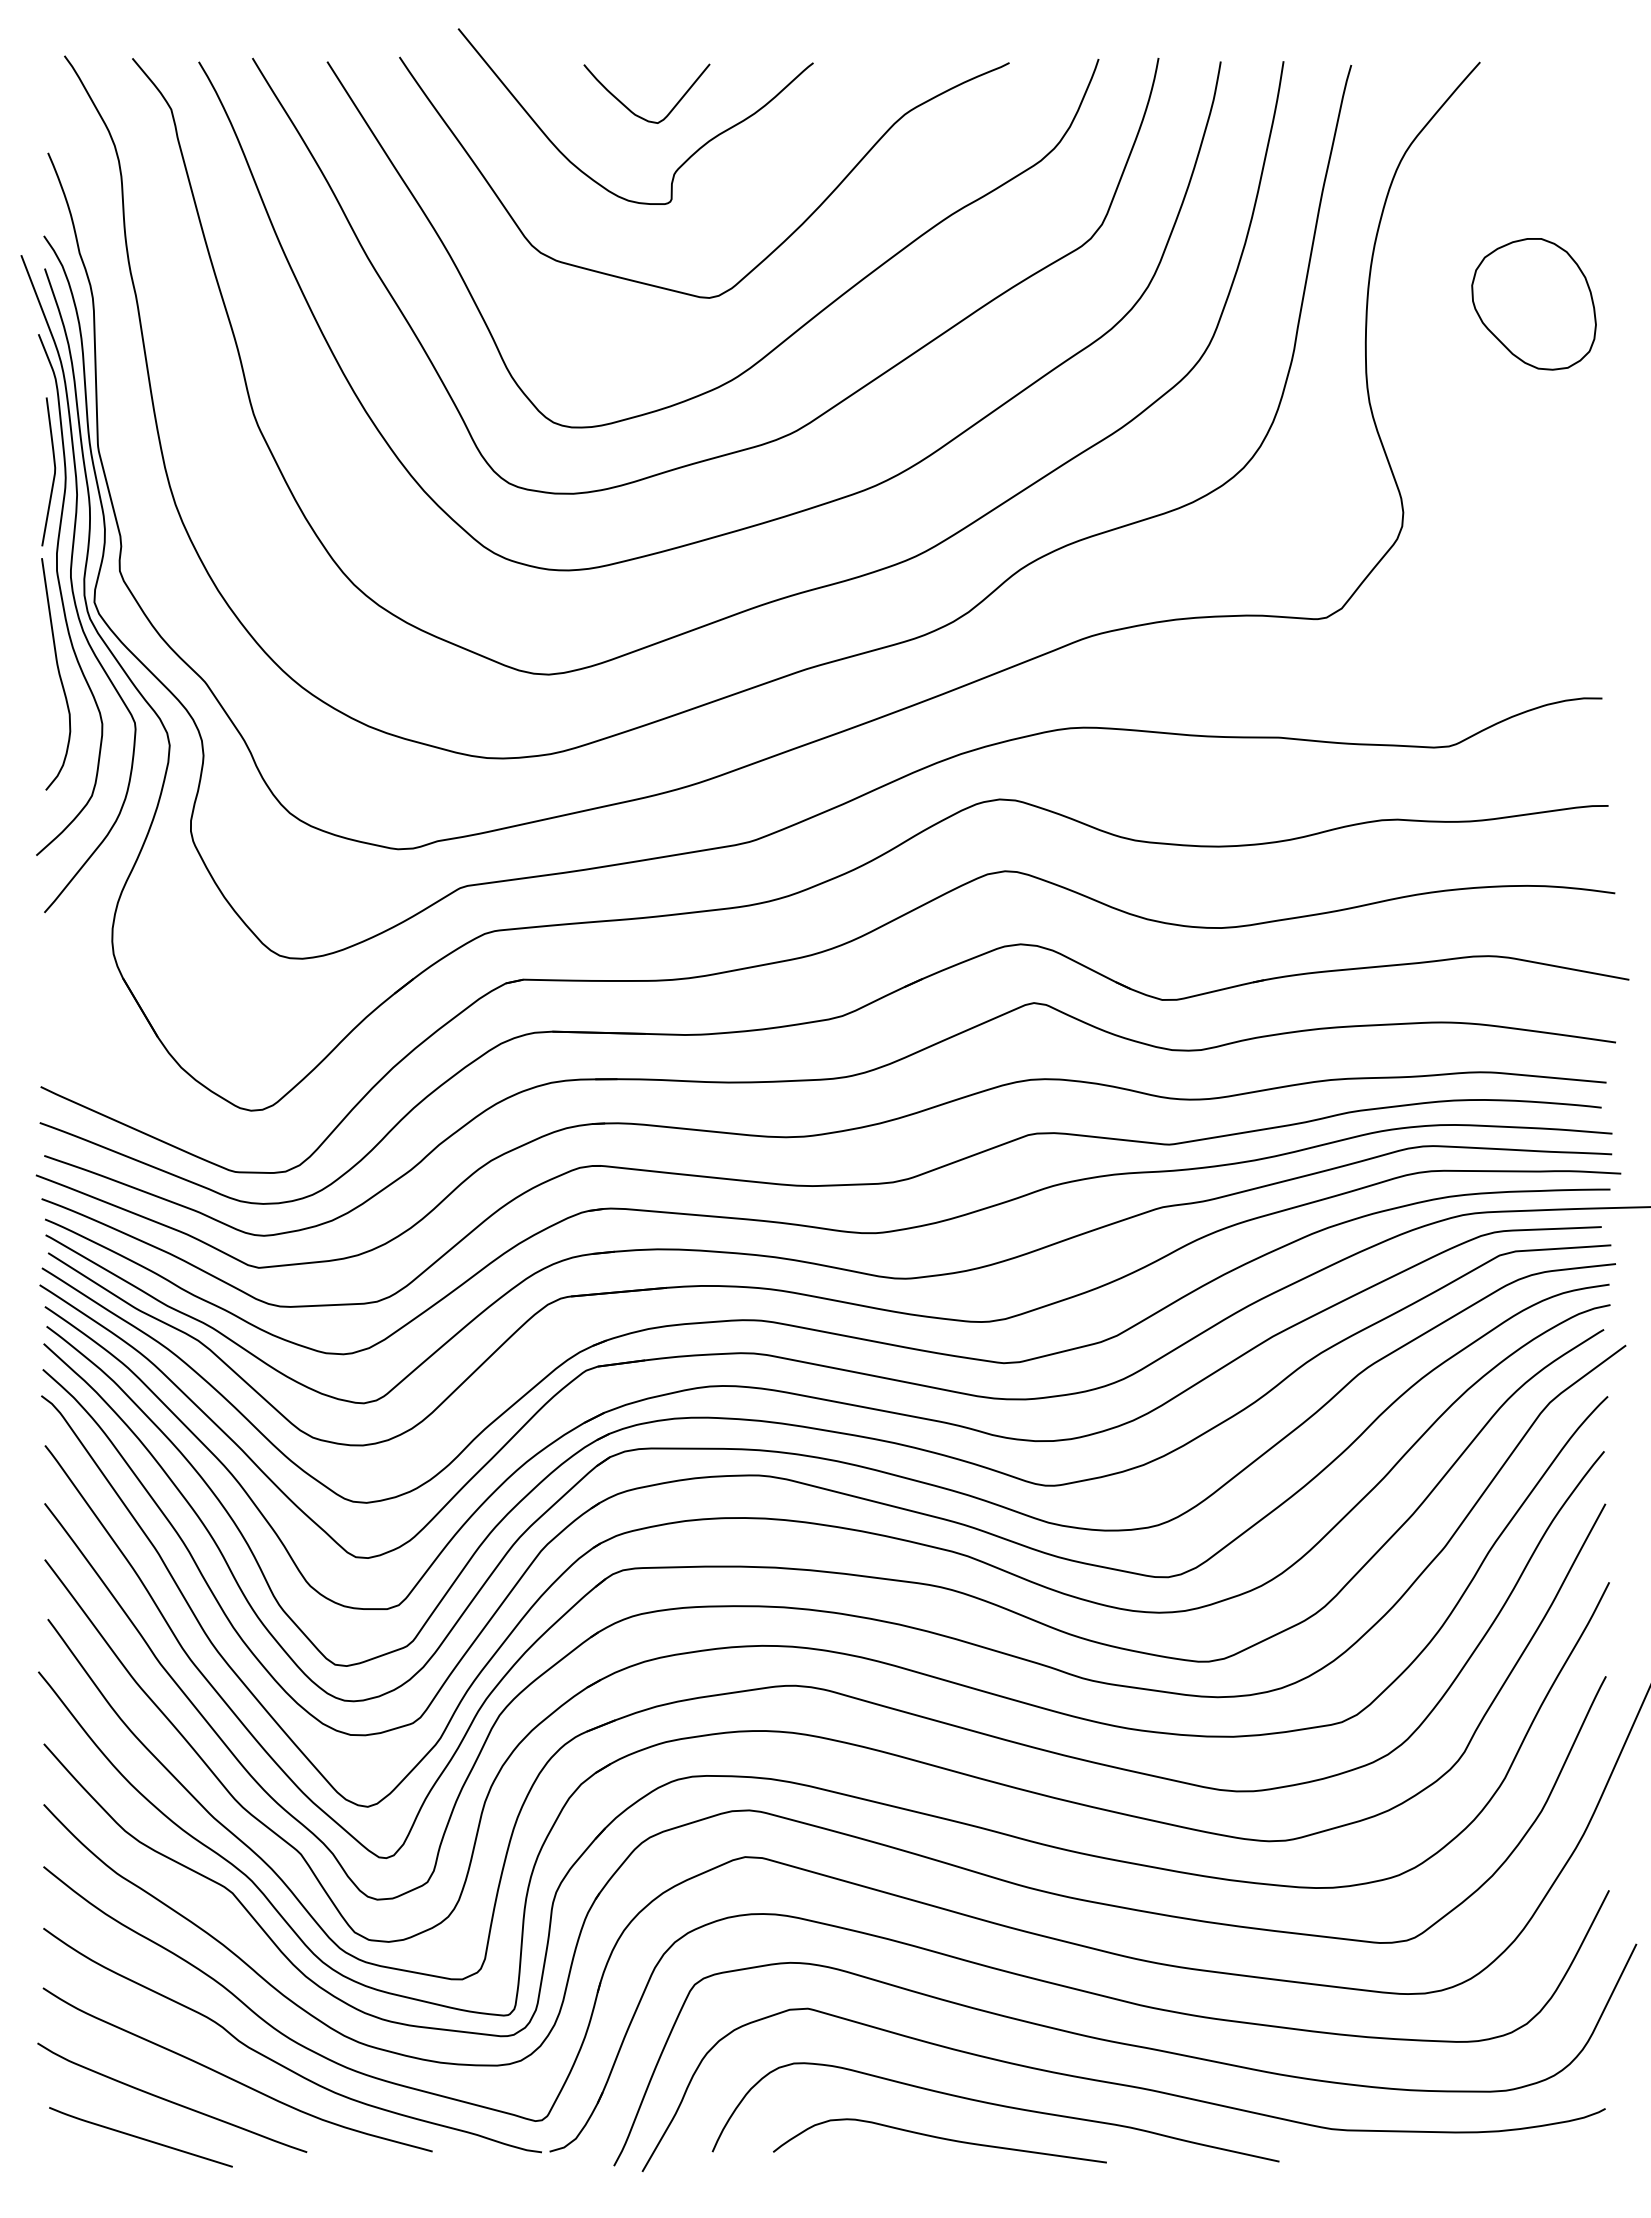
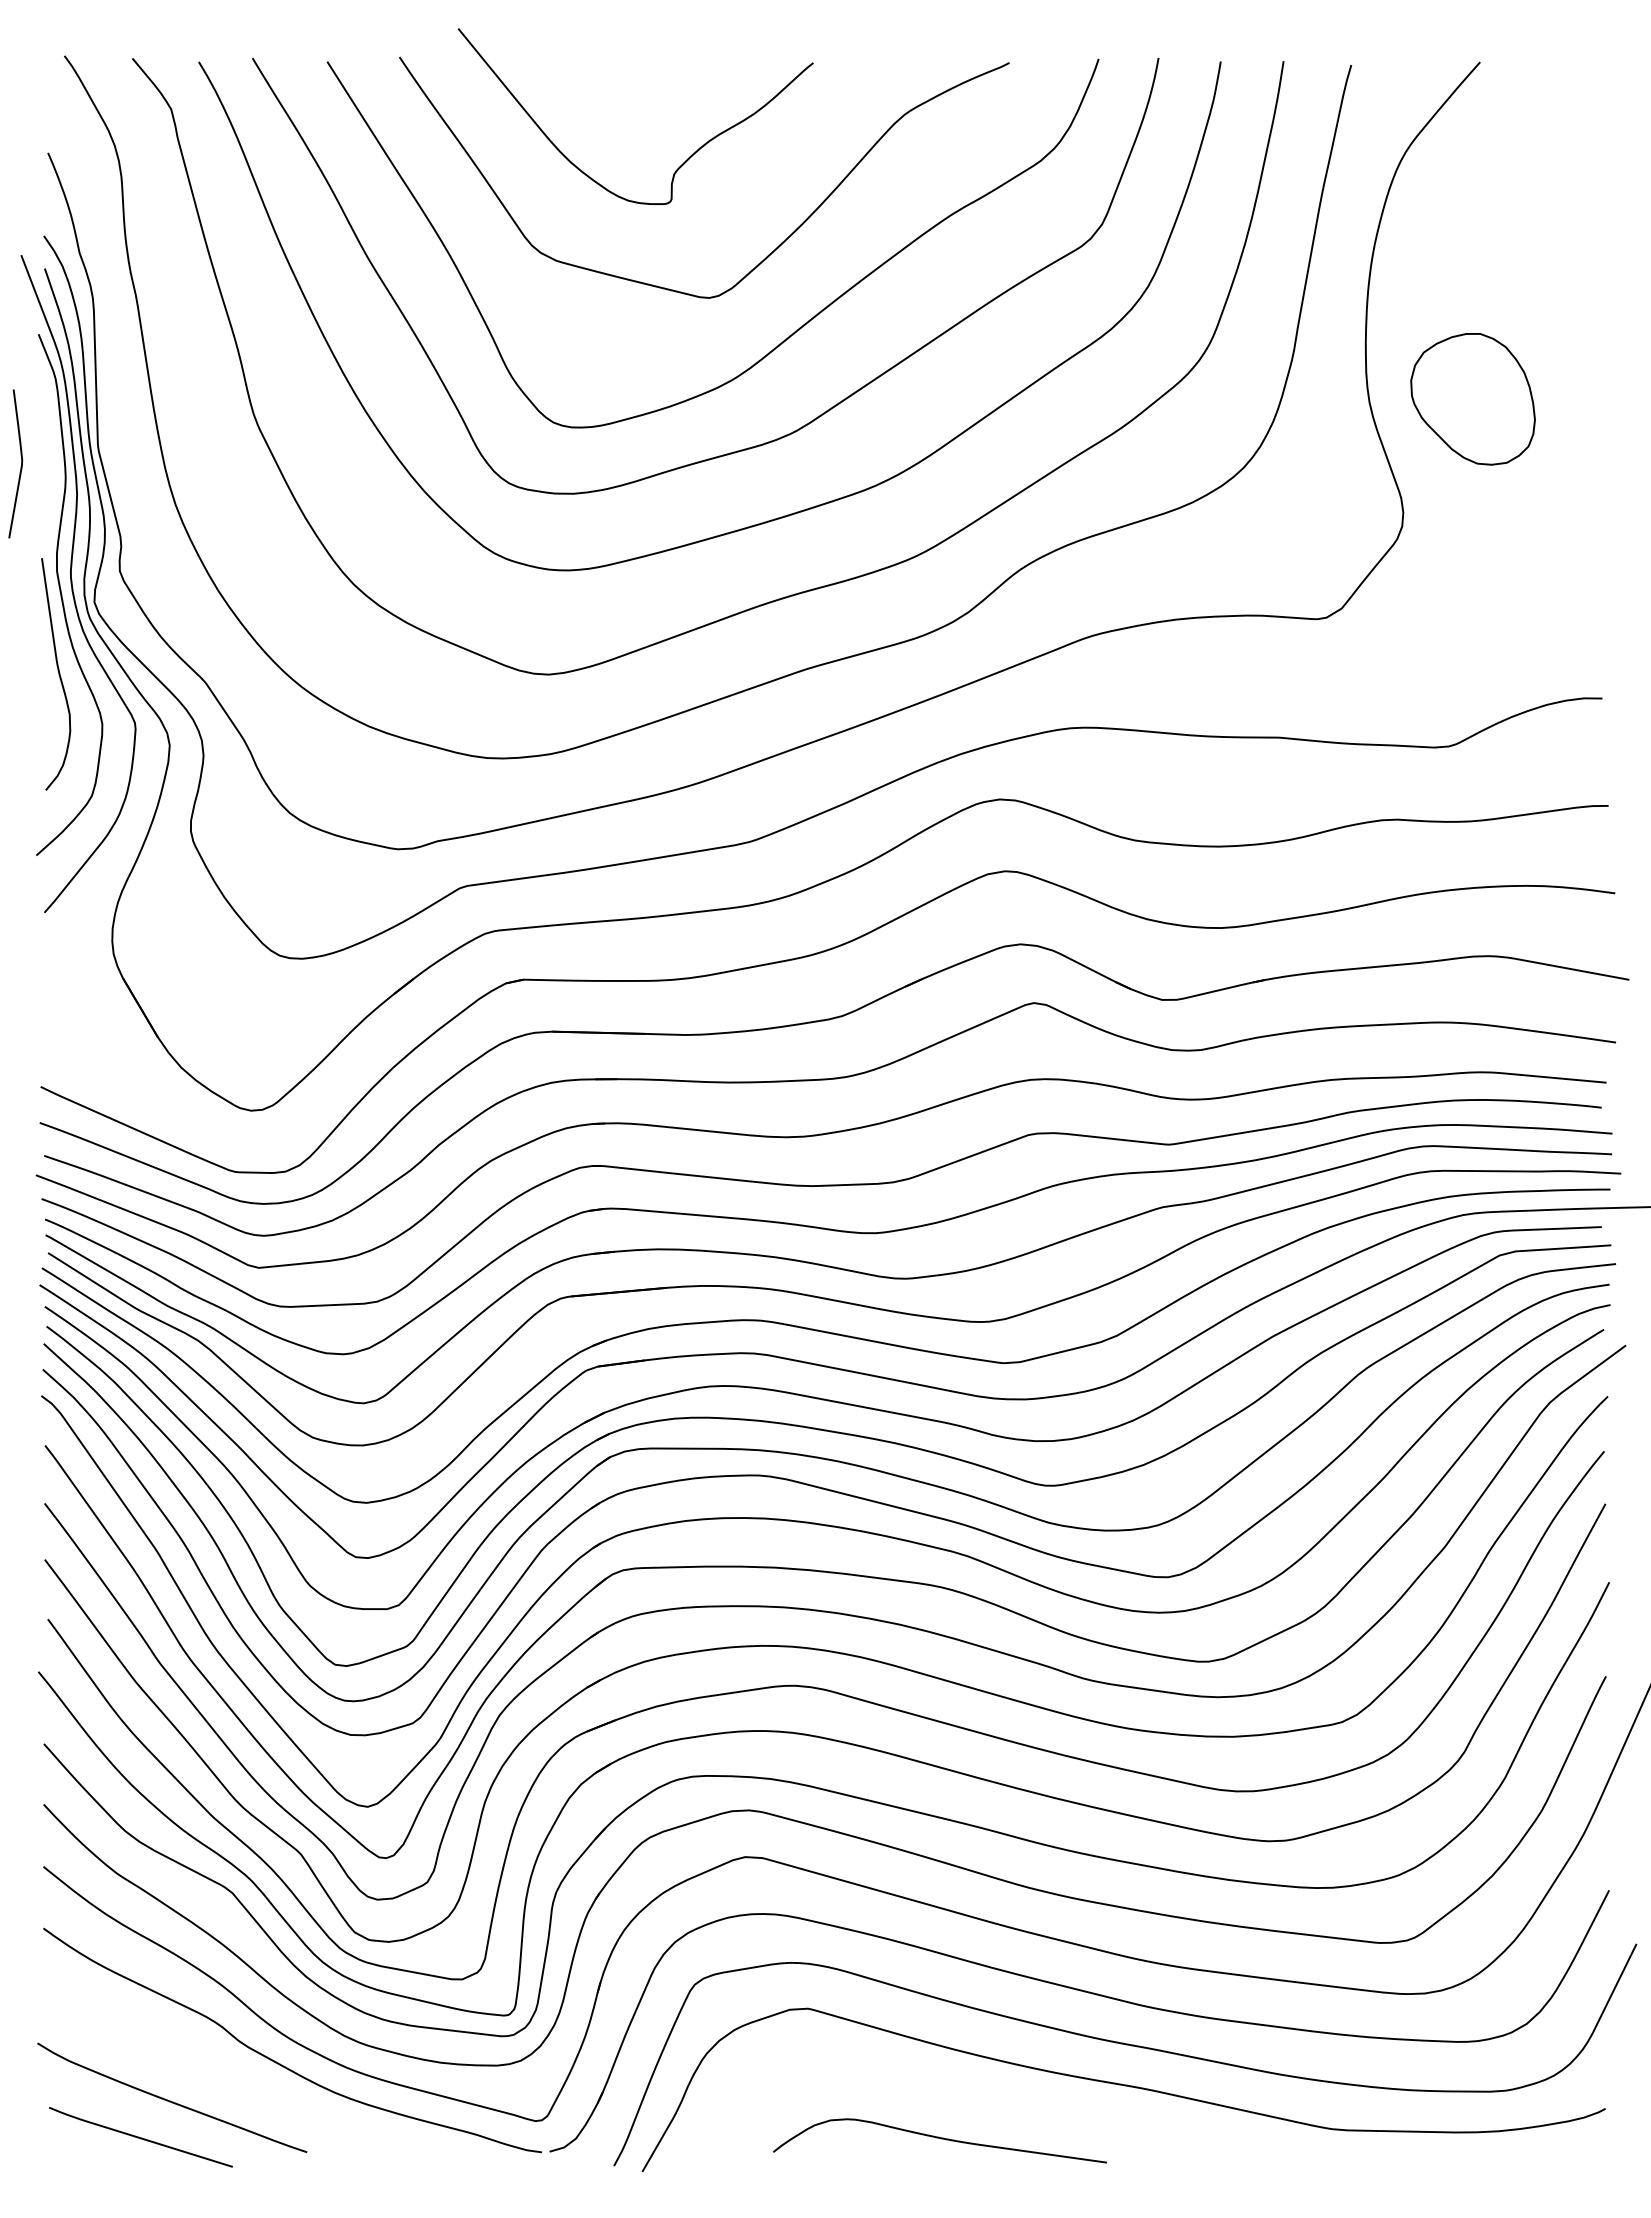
curve: present -> none (630, 109)
part position: (1533, 304) -> (1472, 399) (1472, 399)
curve position: (53, 474) -> (20, 466) (20, 466)
curve: present -> none (233, 2078)
curve: present -> none (995, 2105)
